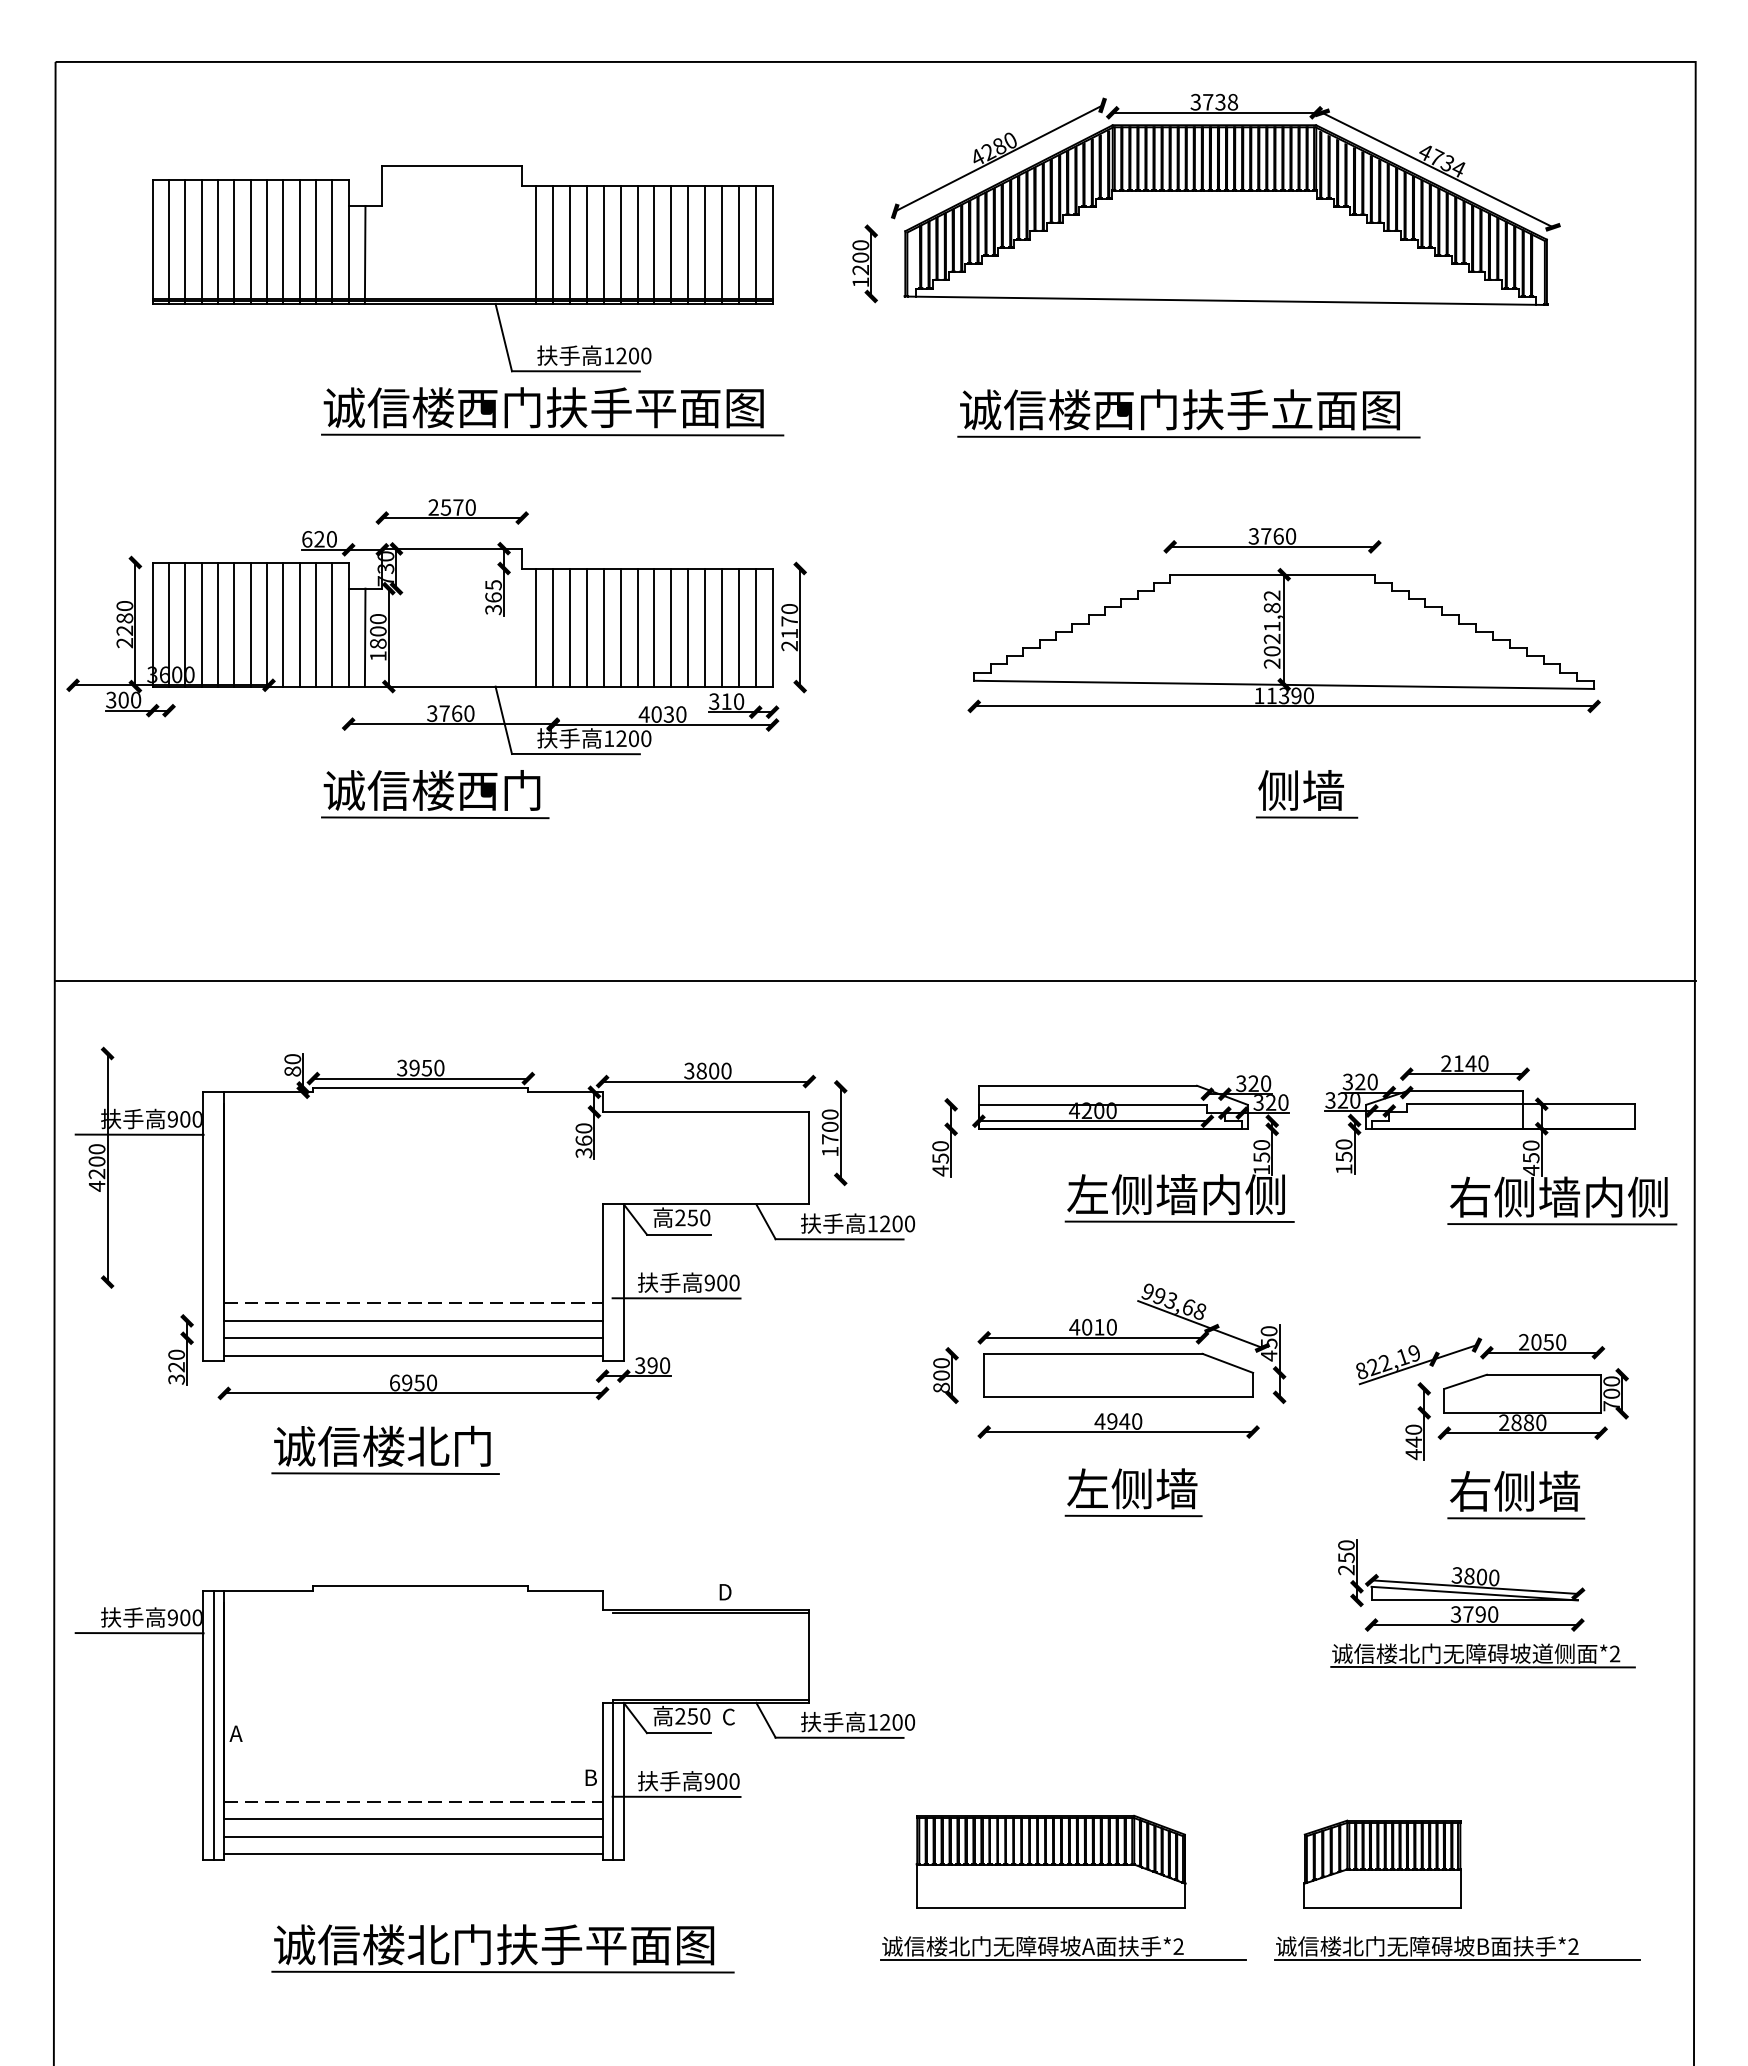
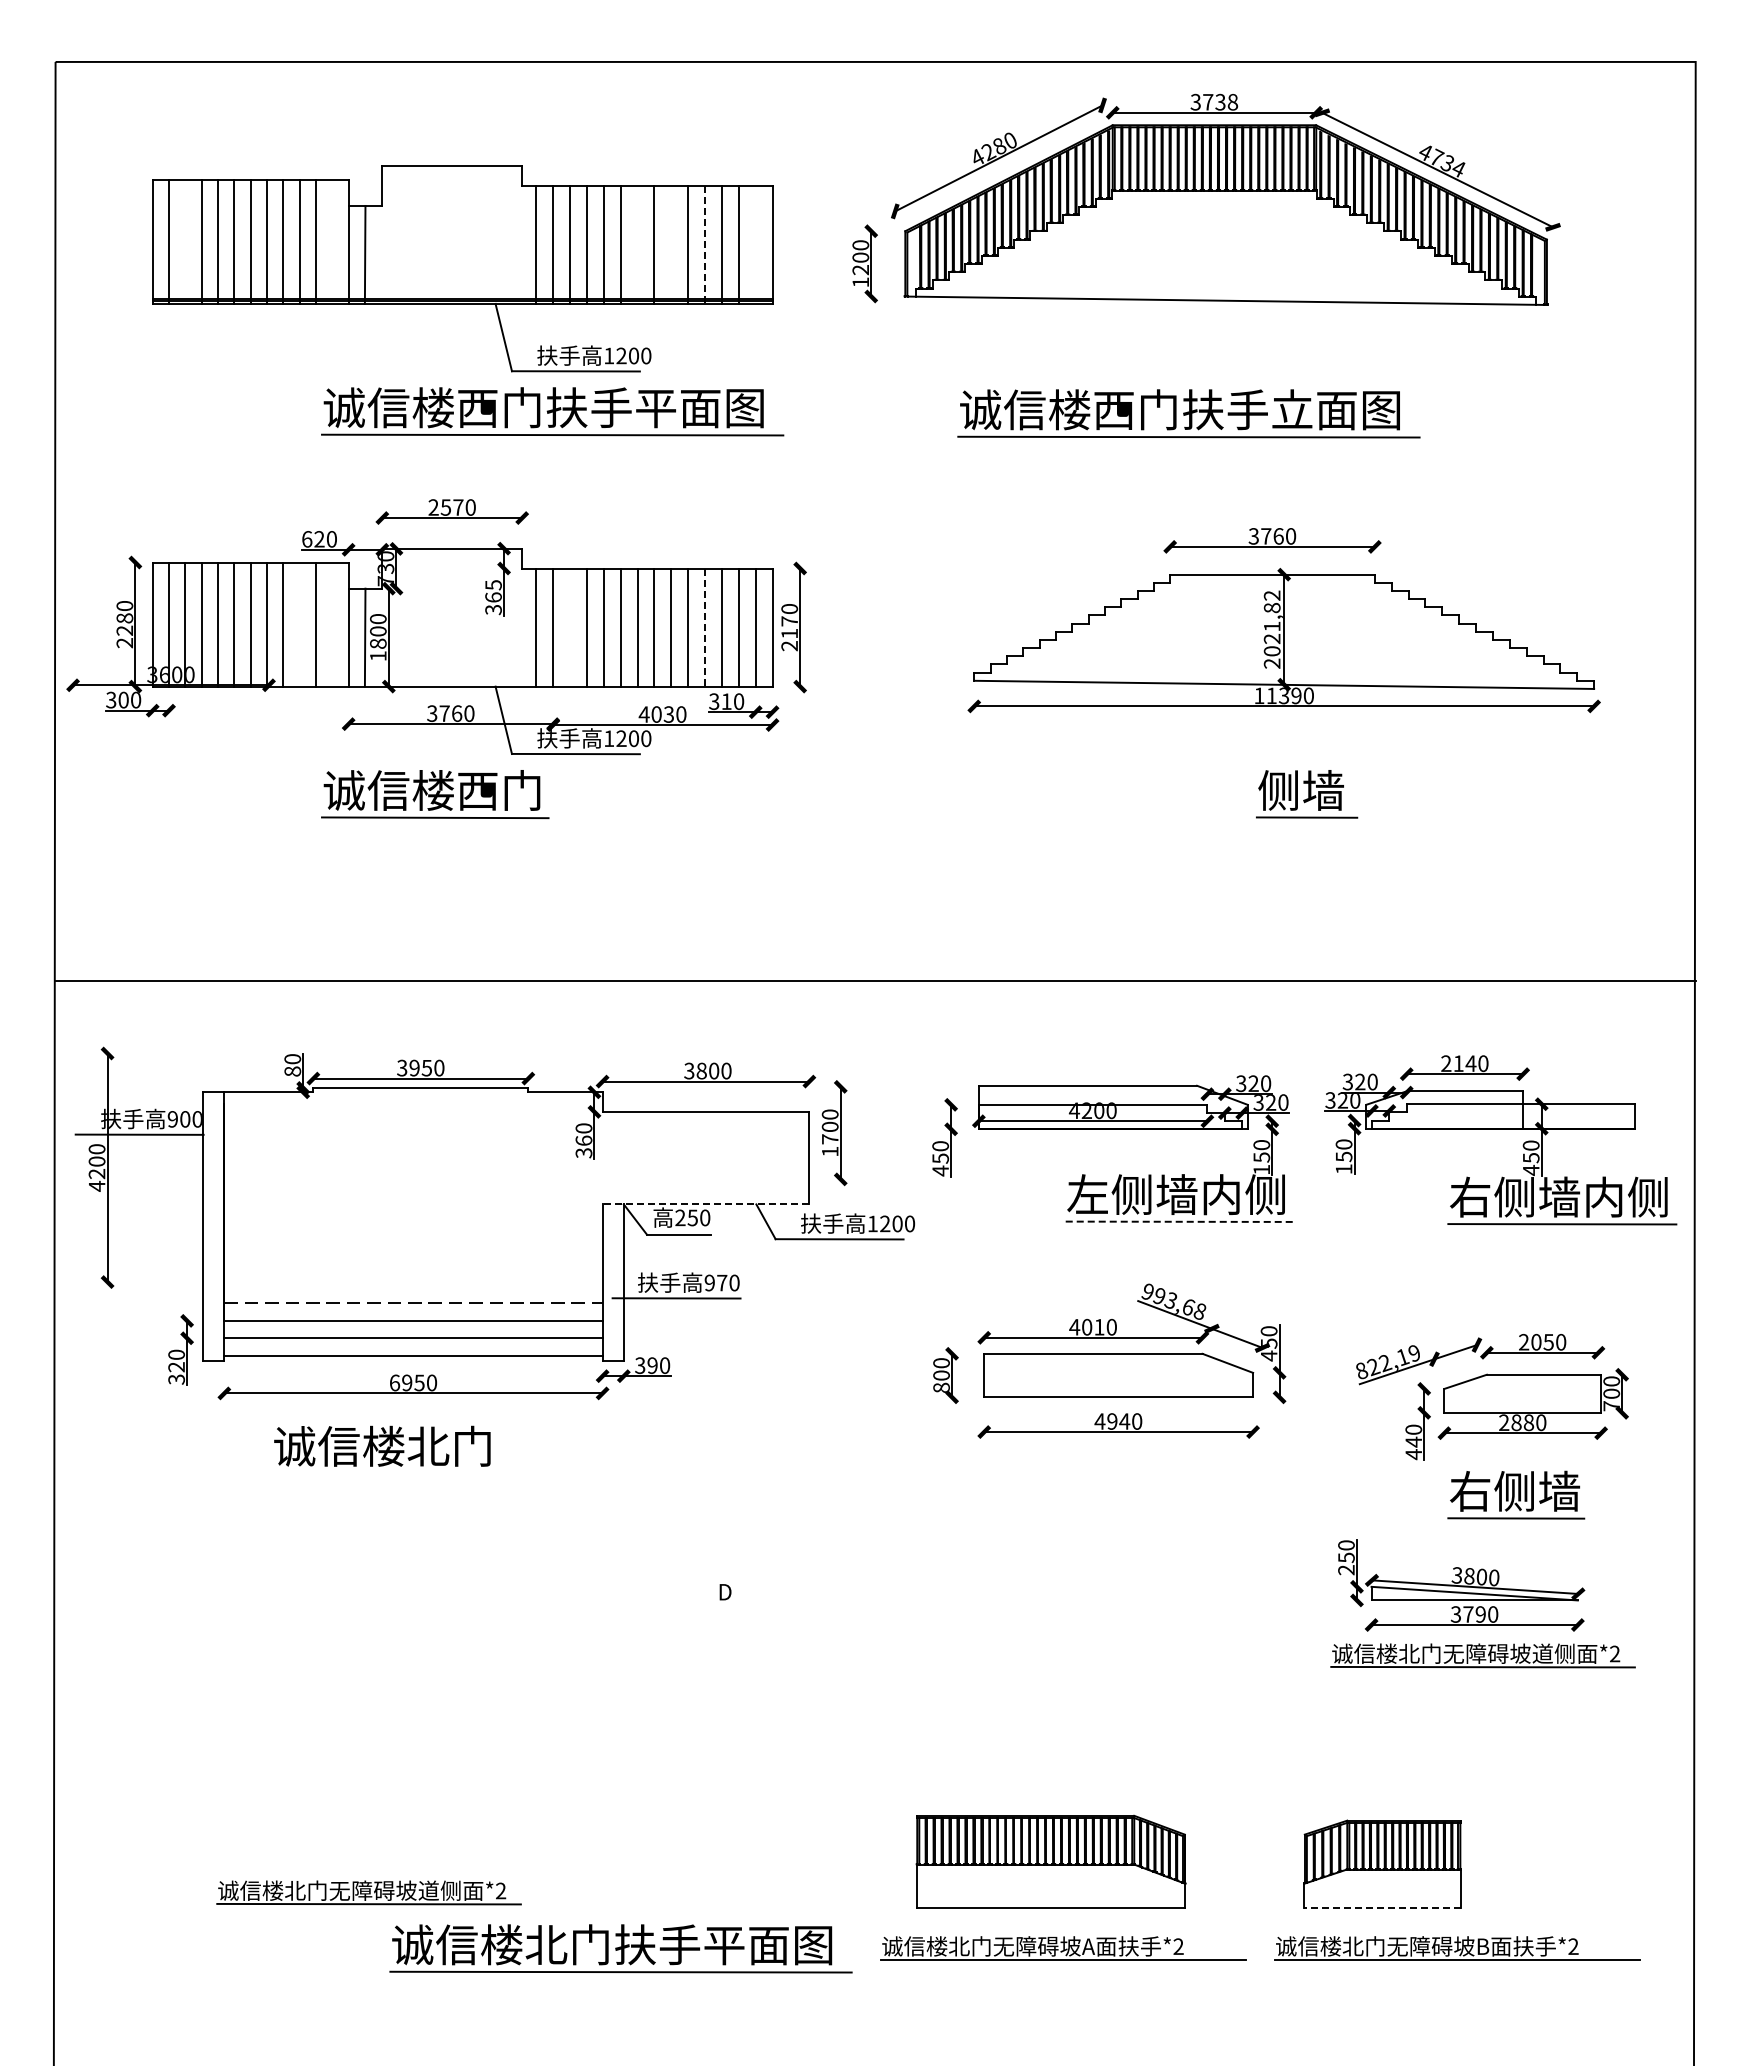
line: present -> none (185, 241)
line: present -> none (332, 241)
line: present -> none (637, 244)
line: present -> none (671, 244)
line: present -> none (755, 244)
line: solid -> dashed (705, 245)
line: present -> none (299, 624)
line: present -> none (332, 624)
line: present -> none (570, 627)
line: solid -> dashed (705, 628)
line: solid -> dashed (705, 1204)
line: solid -> dashed (1180, 1221)
text: 900 -> 970 (722, 1282)
line: present -> none (385, 1473)
part: present -> none (1133, 1492)
part: present -> none (494, 1722)
part: none -> present (368, 1892)
line: solid -> dashed (1382, 1907)
part position: (502, 1948) -> (620, 1948) (620, 1948)
